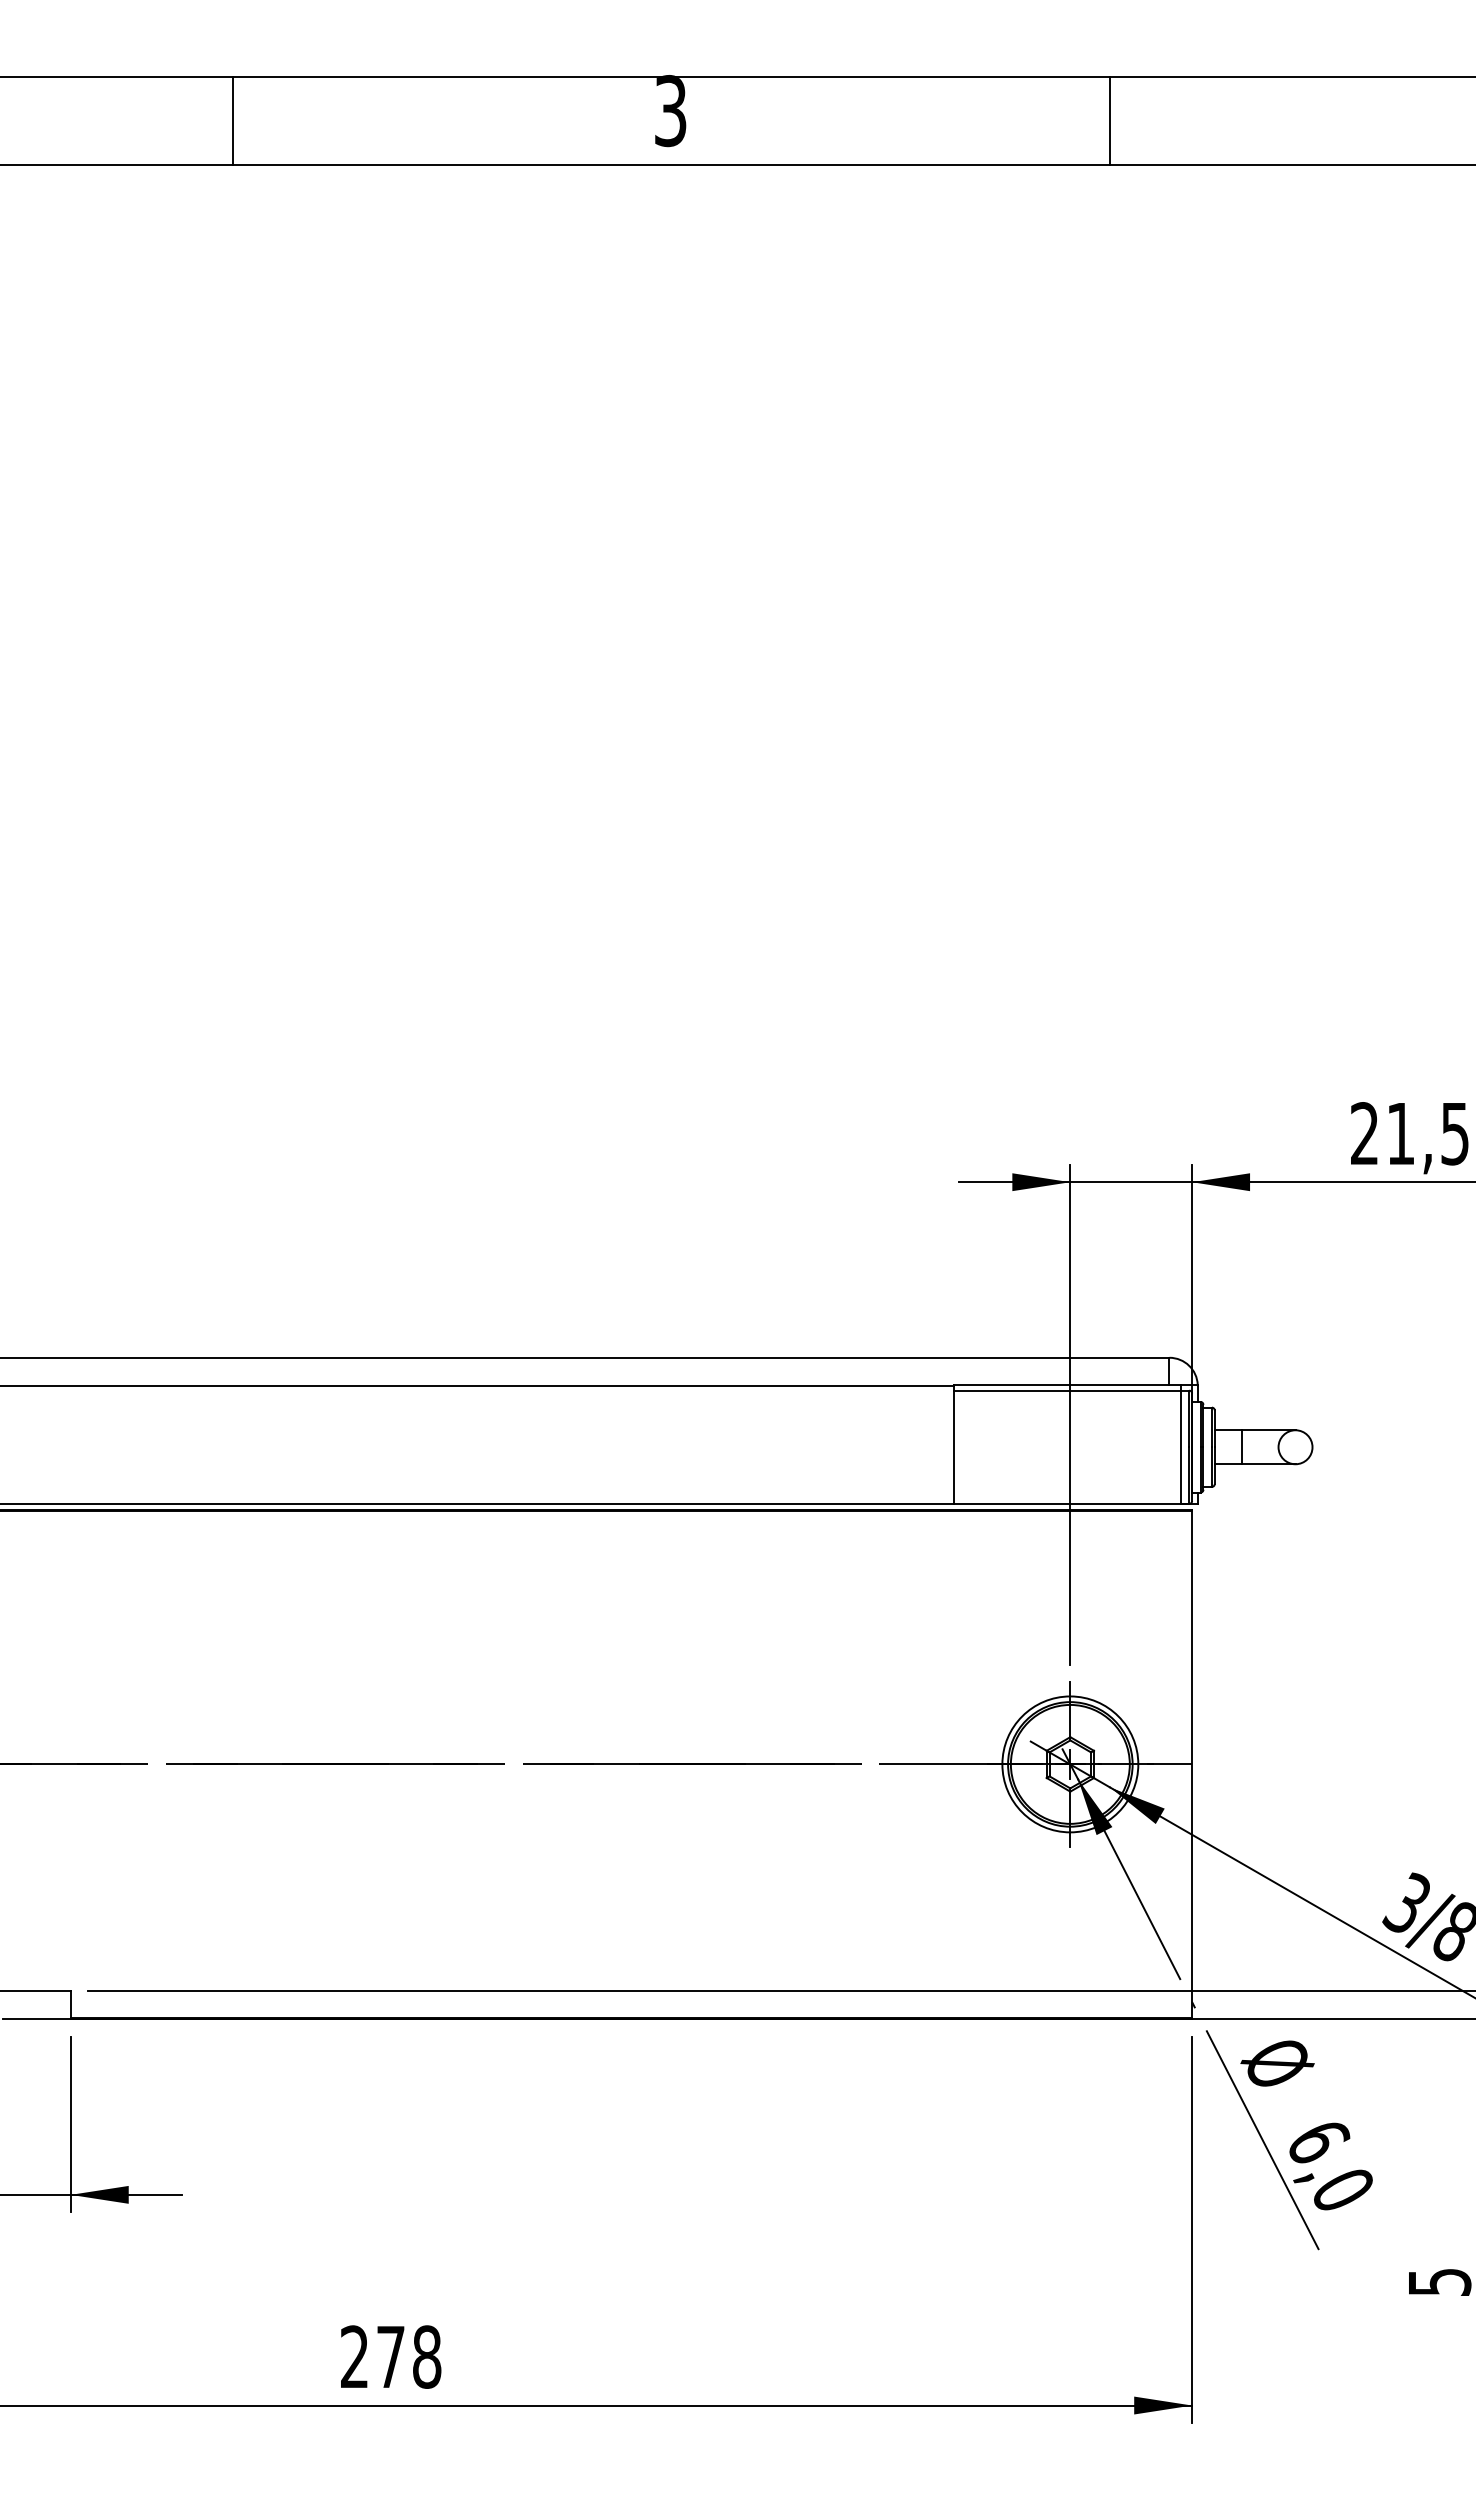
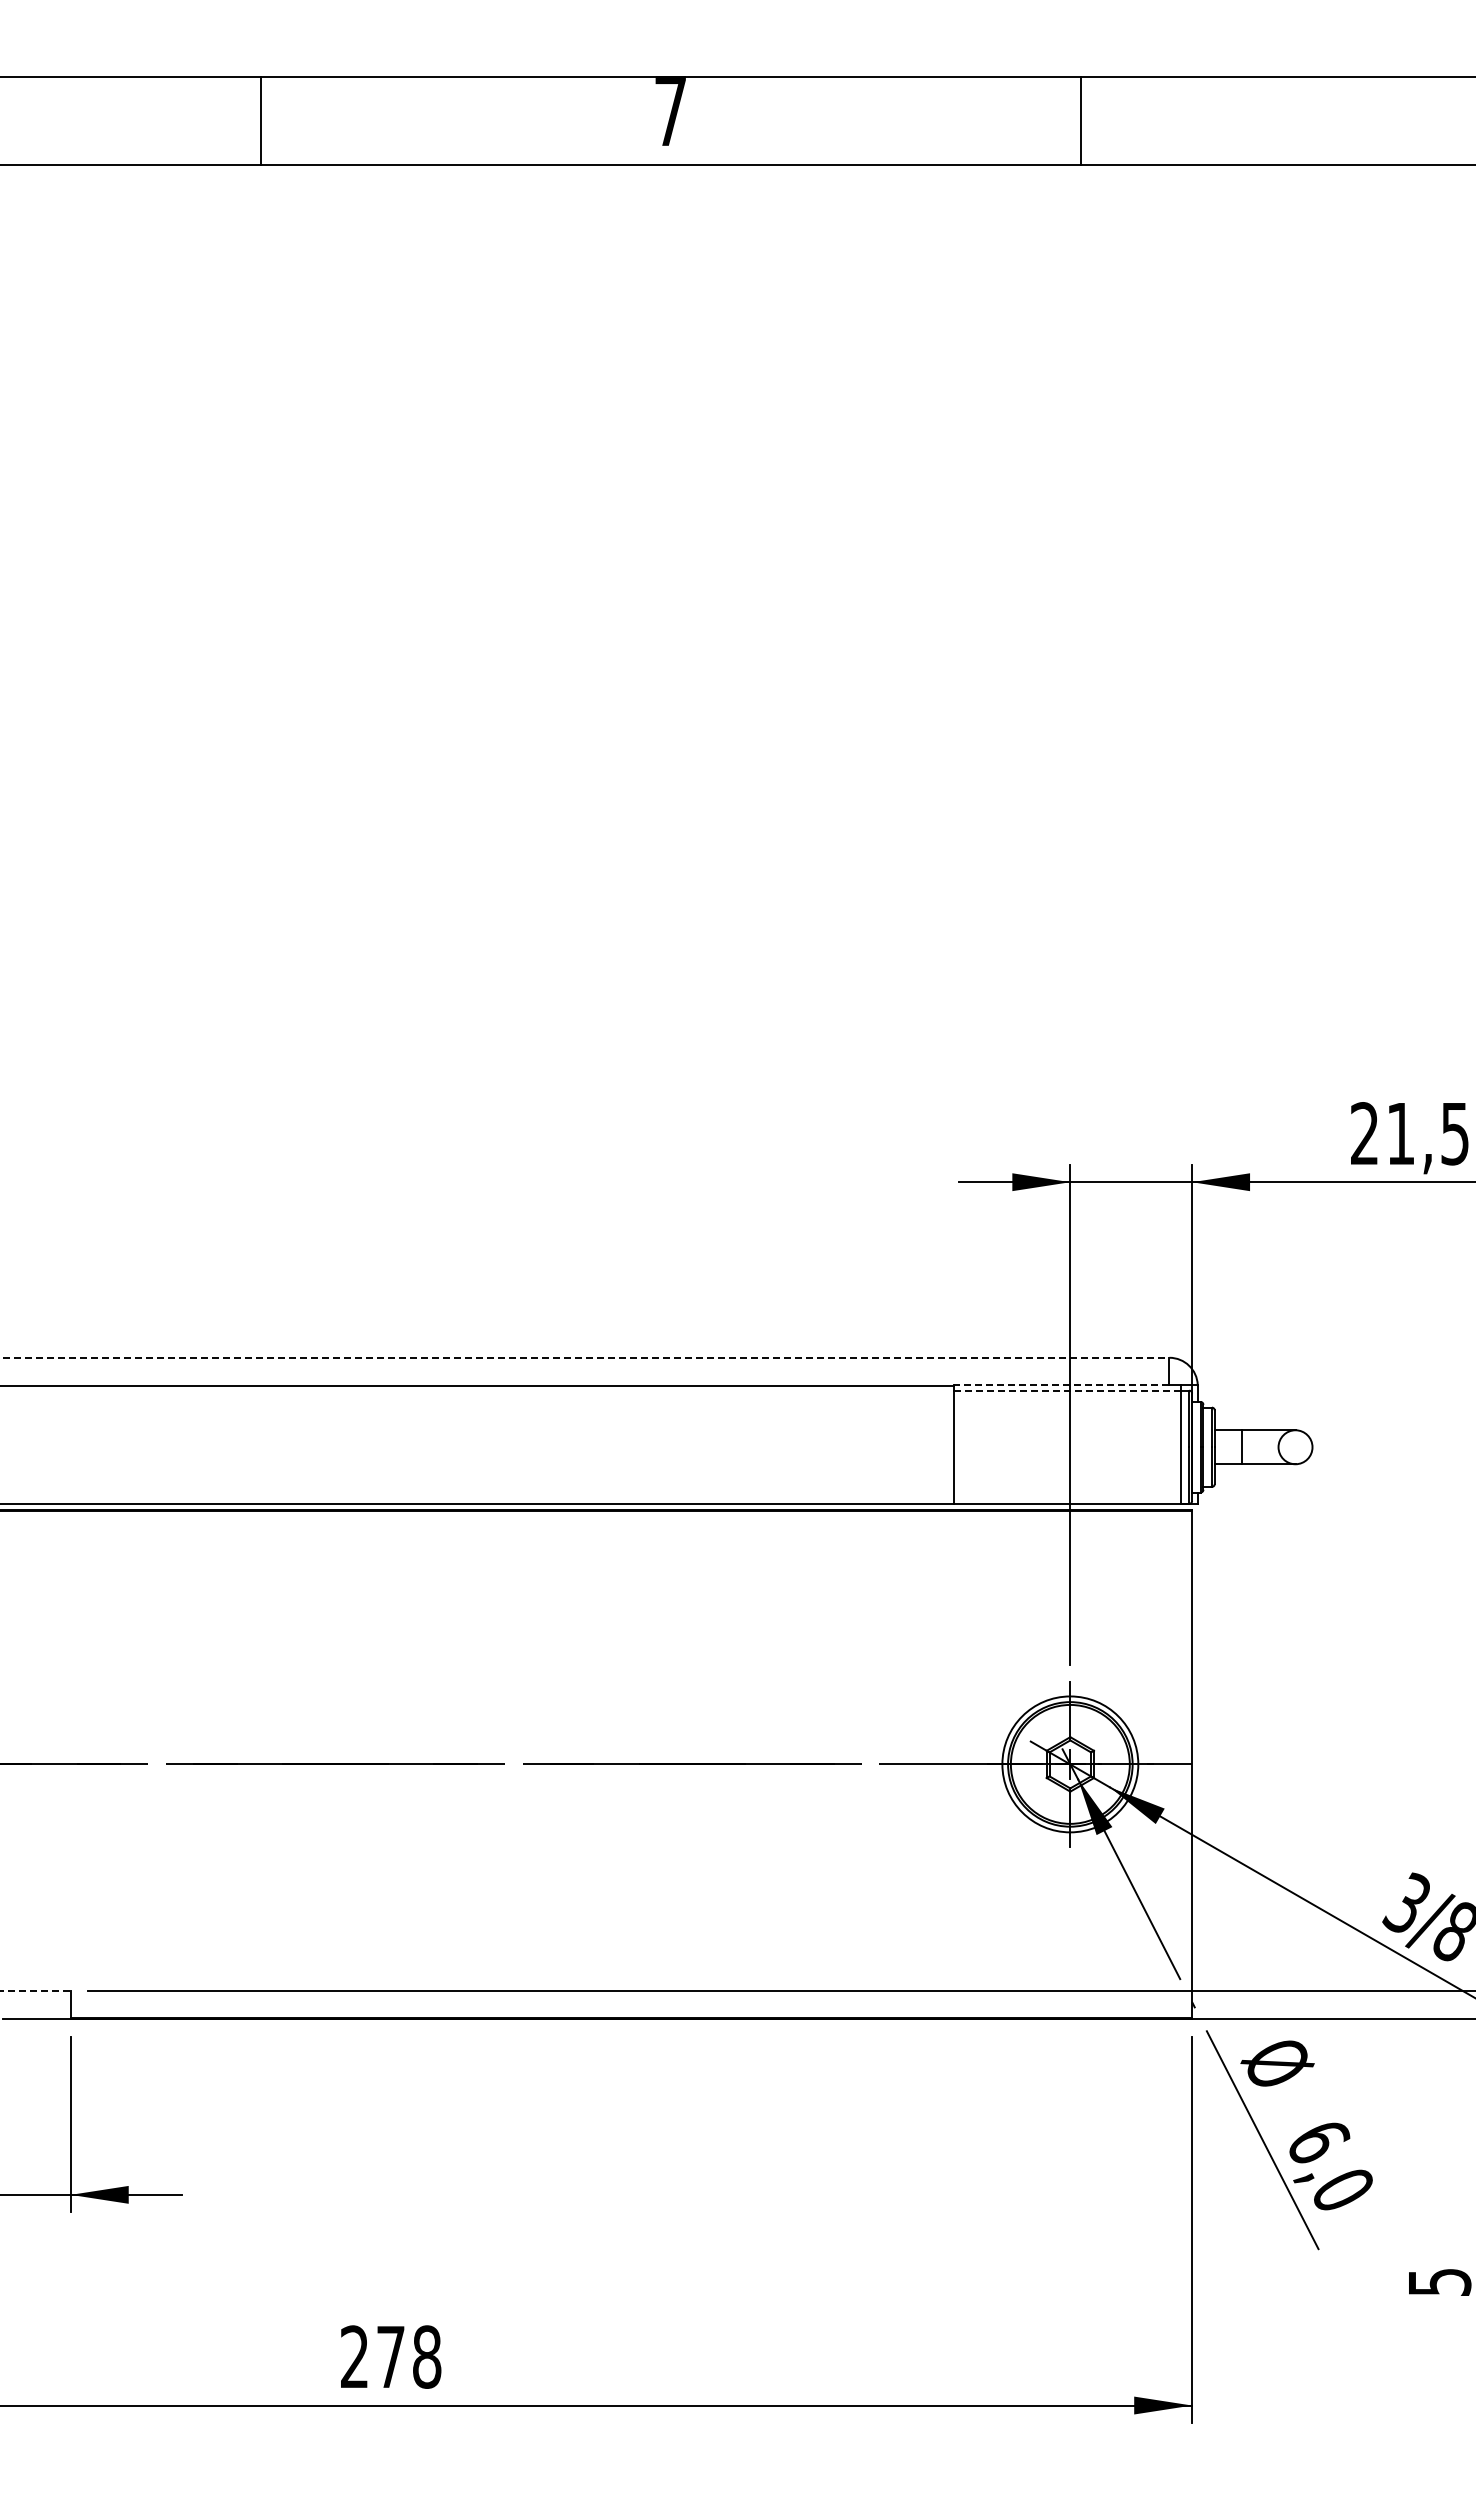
text: 3 -> 7 (670, 111)
line position: (232, 121) -> (260, 121) (260, 121)
line position: (1110, 121) -> (1081, 121) (1081, 121)
line: solid -> dashed (585, 1357)
line: solid -> dashed (1061, 1384)
line: solid -> dashed (1067, 1390)
line: solid -> dashed (35, 1990)
